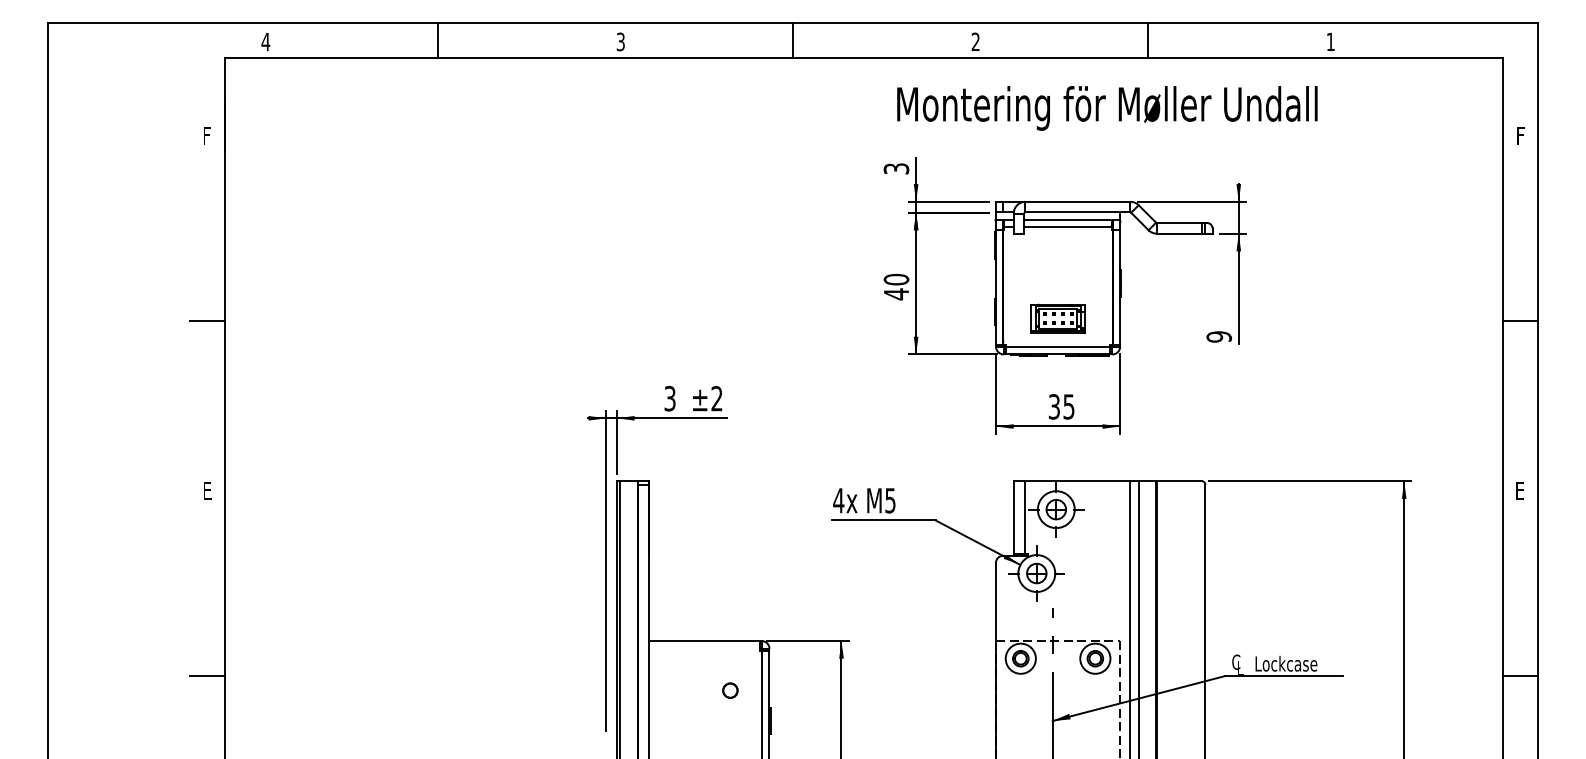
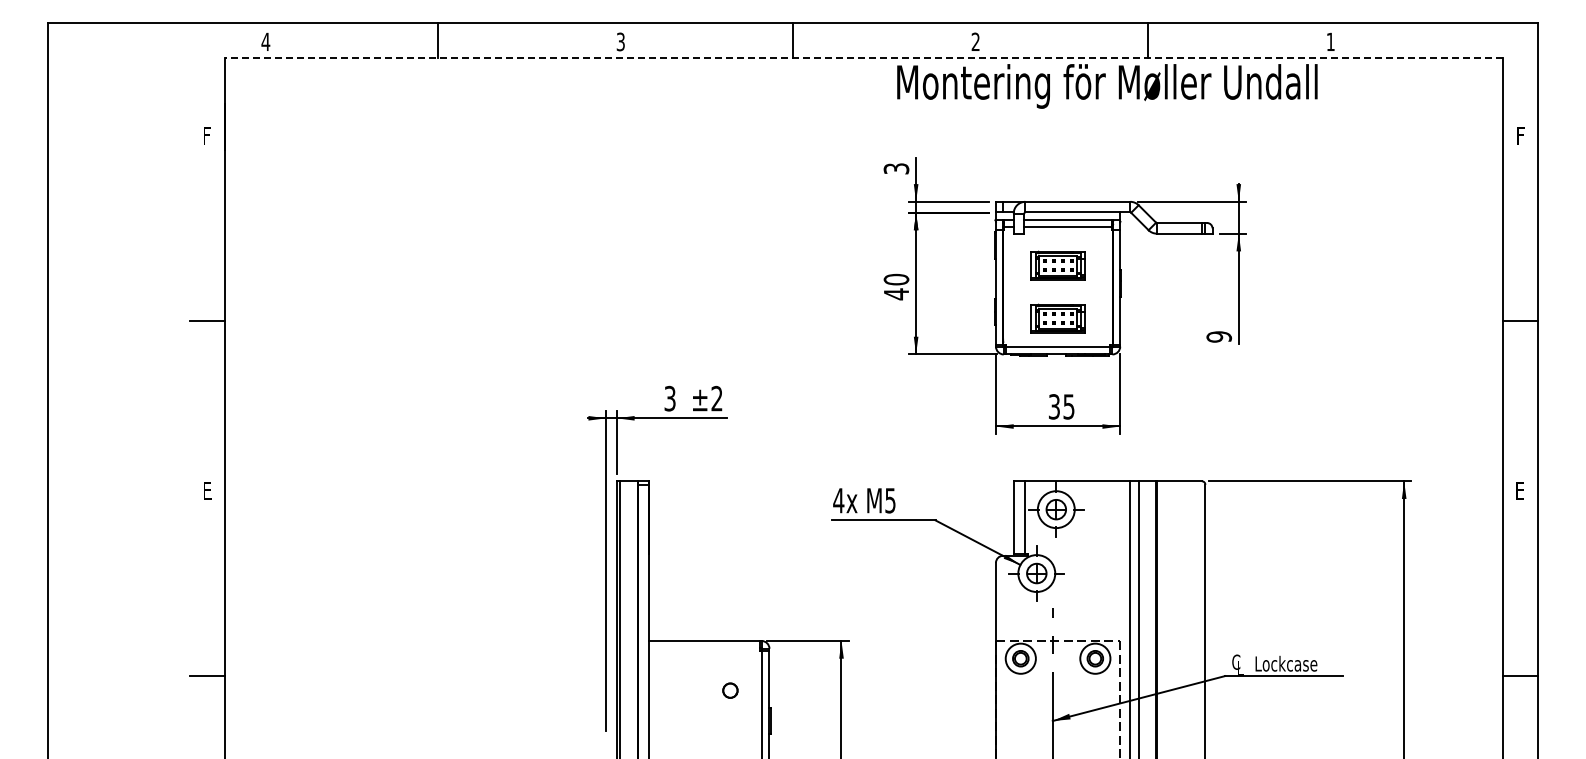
line: solid -> dashed (863, 58)
text position: (1107, 108) -> (1107, 86) (1107, 86)
part: none -> present (1057, 265)
